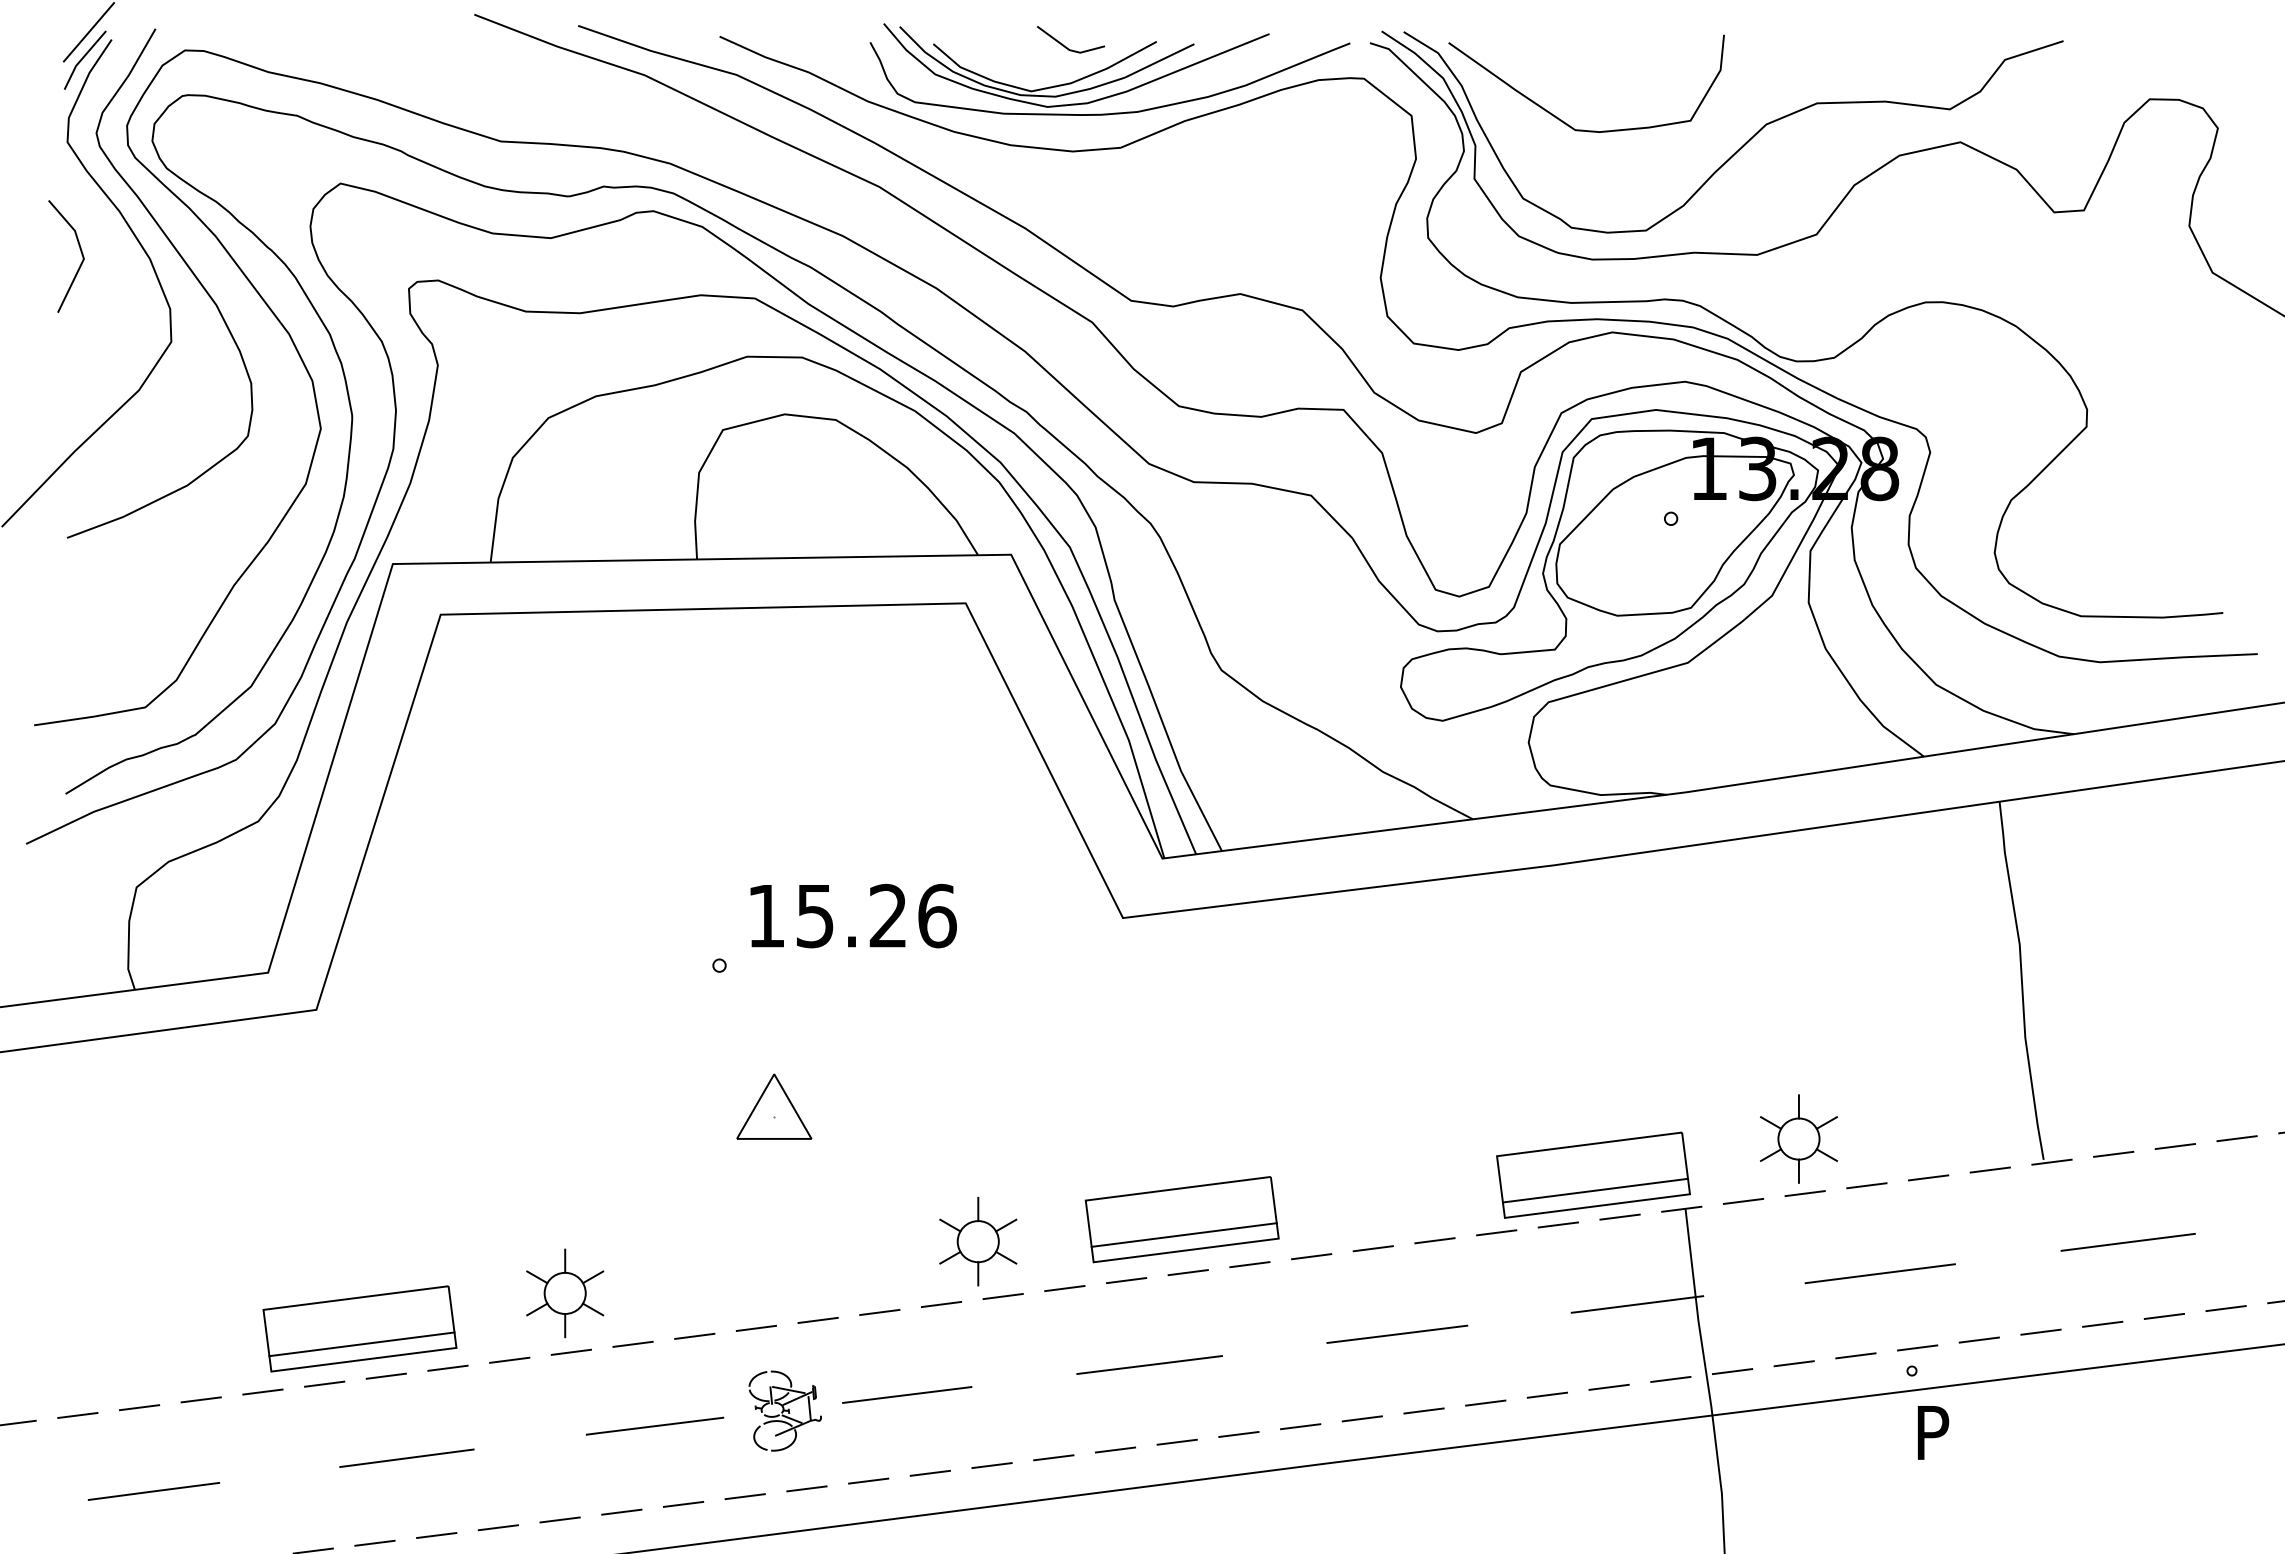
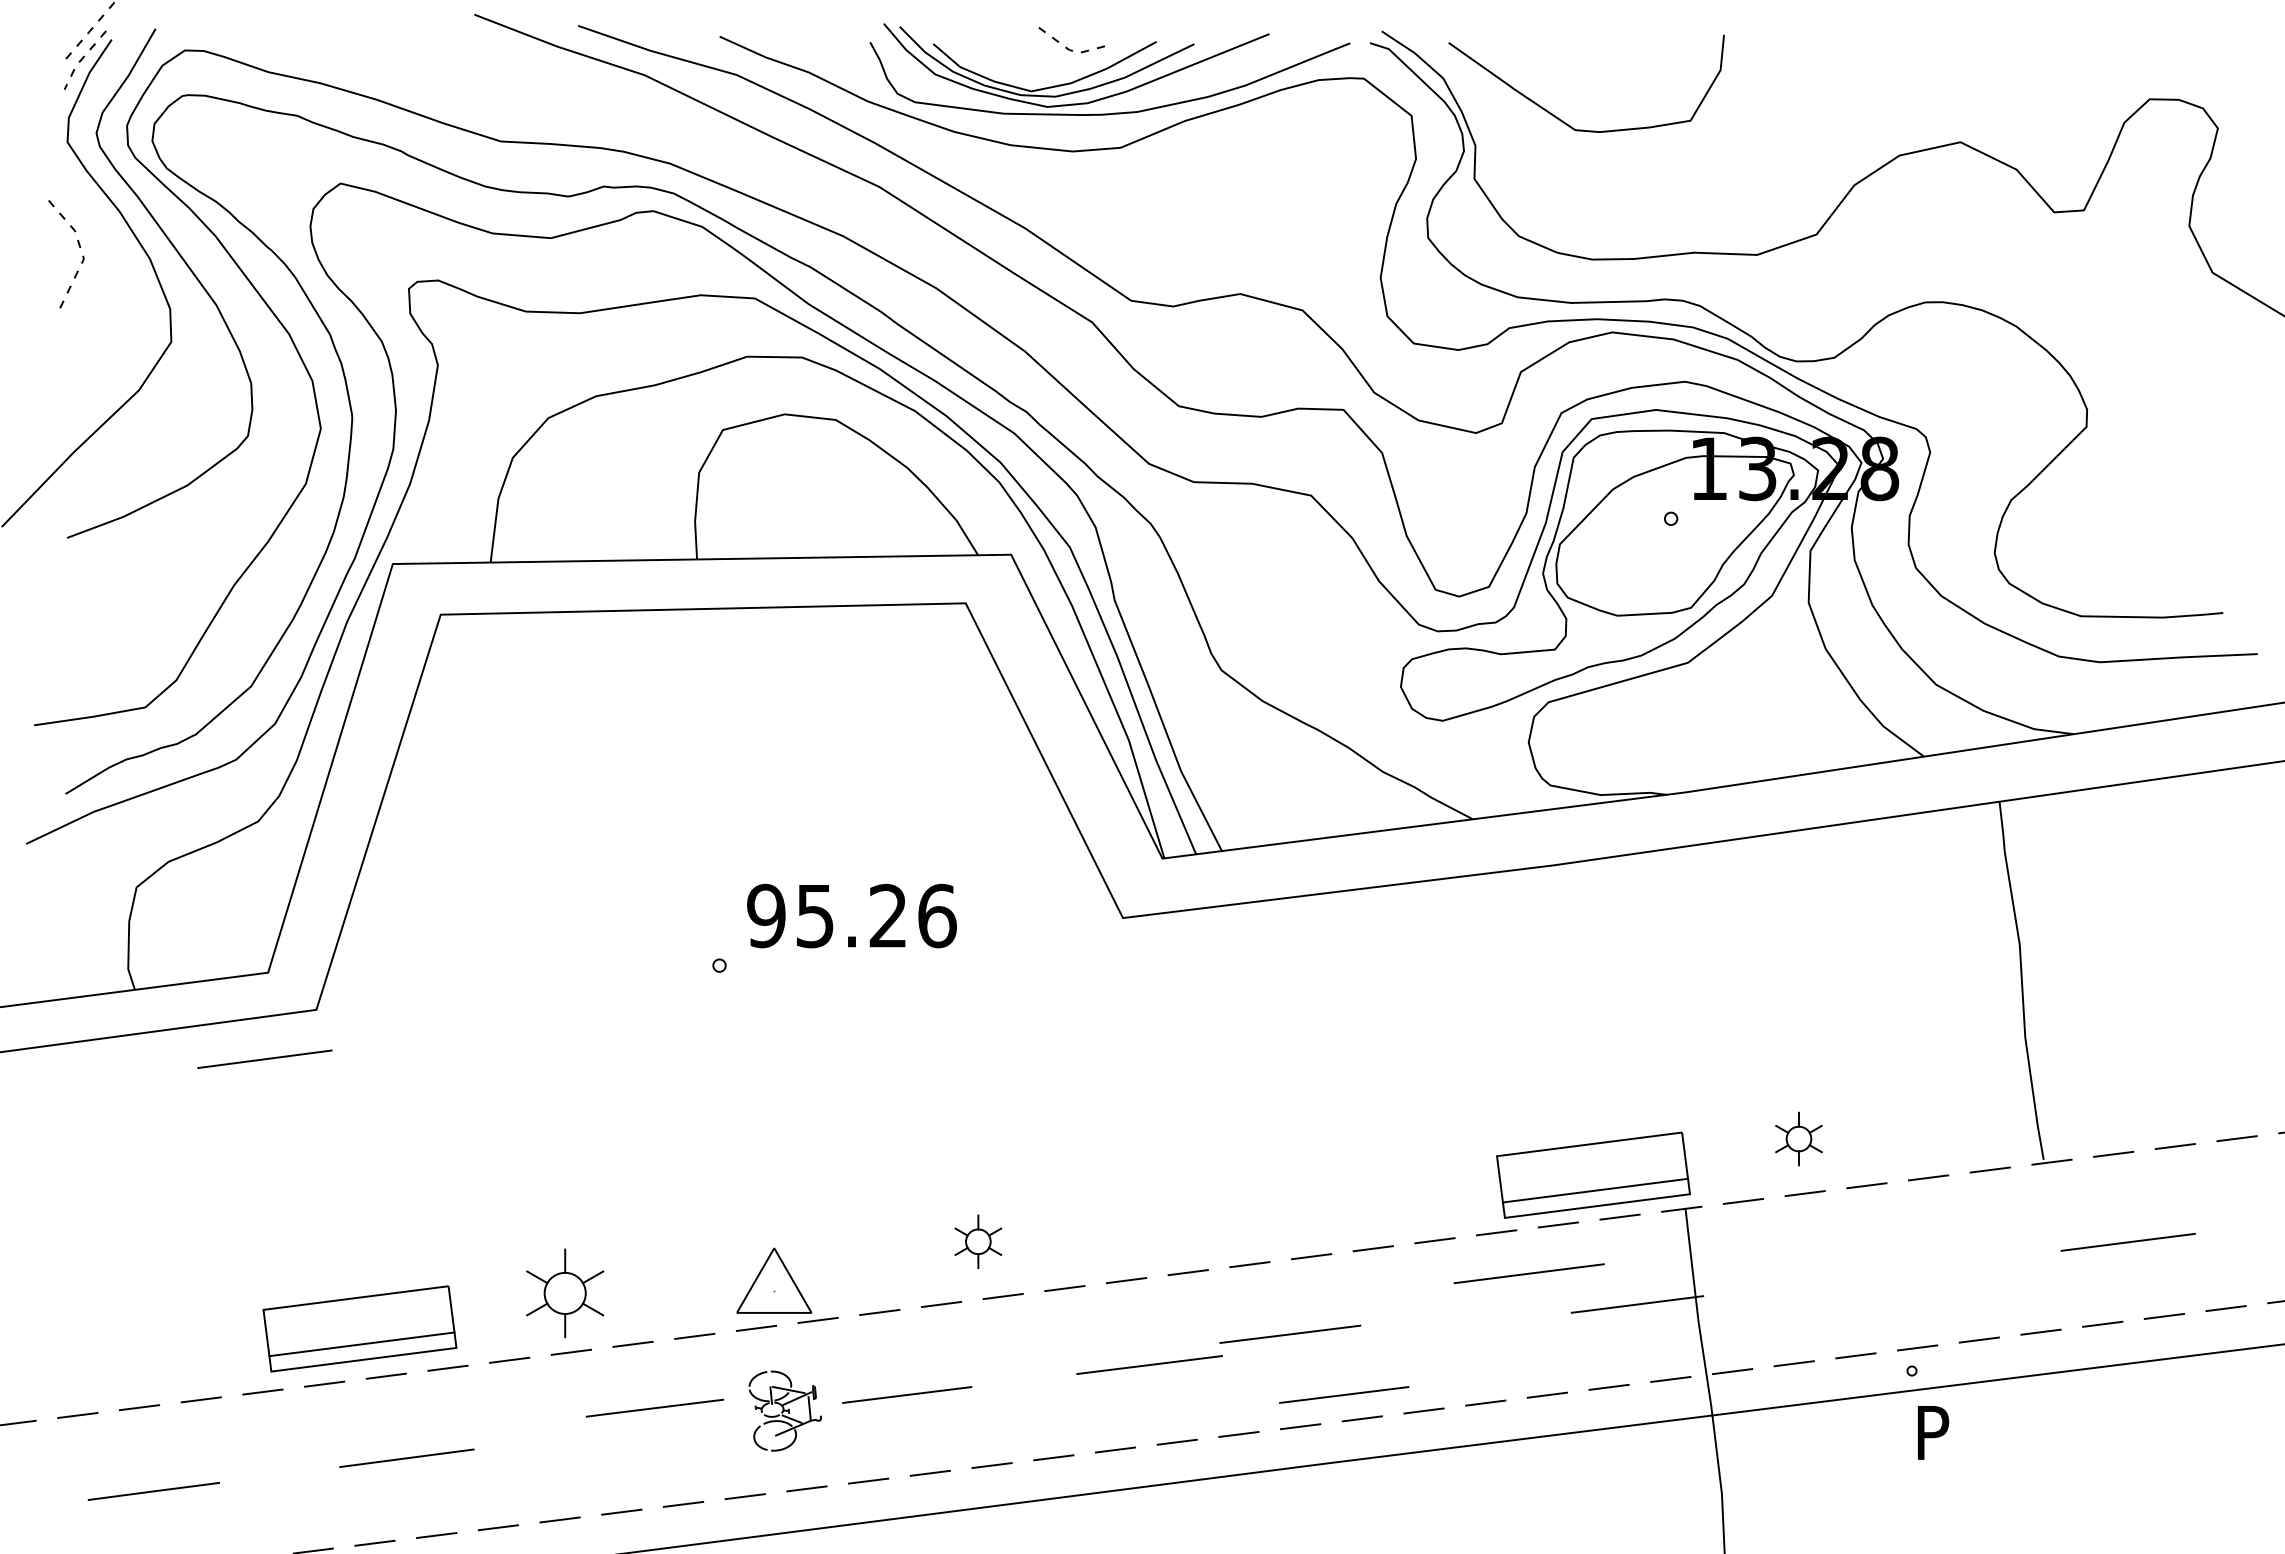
line: solid -> dashed (88, 32)
line: solid -> dashed (1069, 50)
line: solid -> dashed (81, 59)
curve: present -> none (1744, 143)
line: solid -> dashed (82, 254)
text: 15.26 -> 95.26 (766, 915)
line: none -> present (264, 1058)
part position: (774, 1106) -> (774, 1280) (774, 1280)
part size: 78x90 px -> 48x56 px (1798, 1138)
part: present -> none (1181, 1219)
part size: 79x90 px -> 49x55 px (978, 1241)
line position: (1879, 1273) -> (1528, 1273) (1528, 1273)
line position: (1397, 1333) -> (1290, 1333) (1290, 1333)
line: none -> present (1344, 1394)
line position: (654, 1425) -> (654, 1407) (654, 1407)
